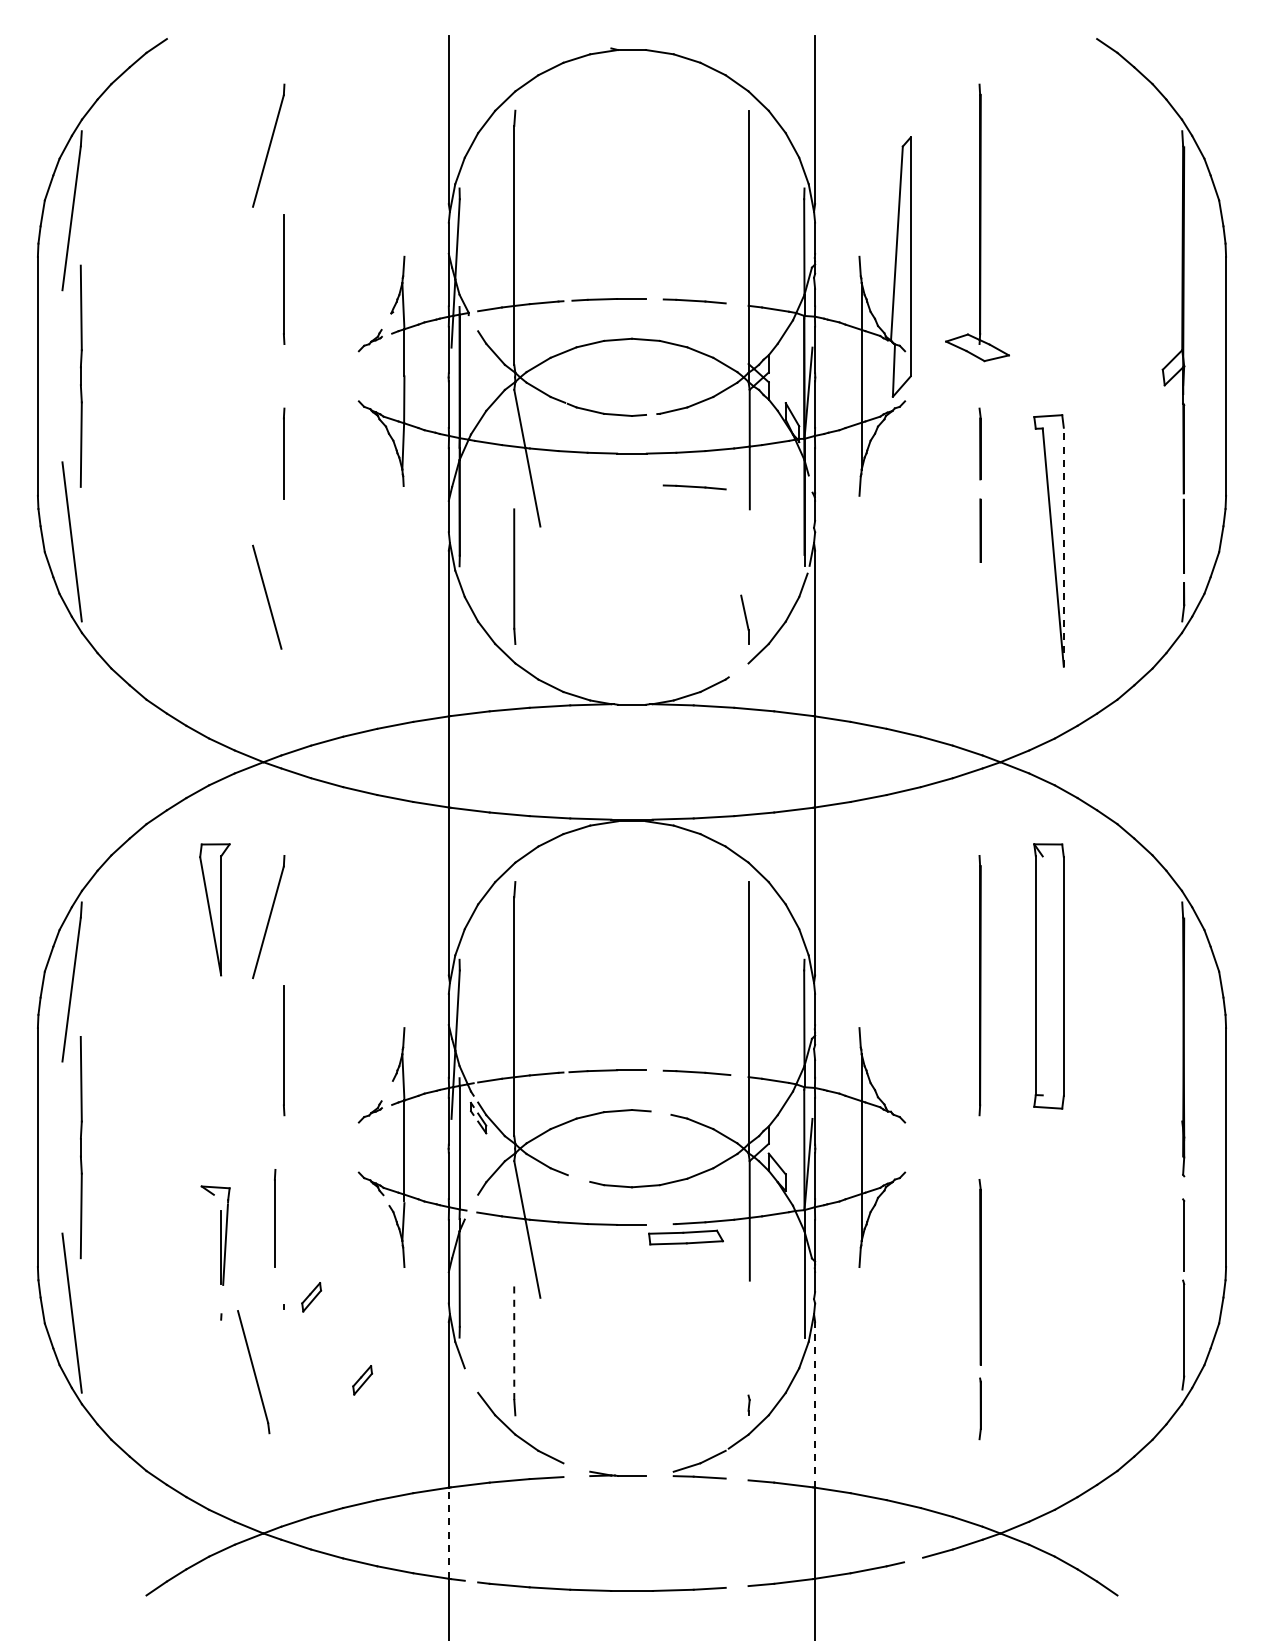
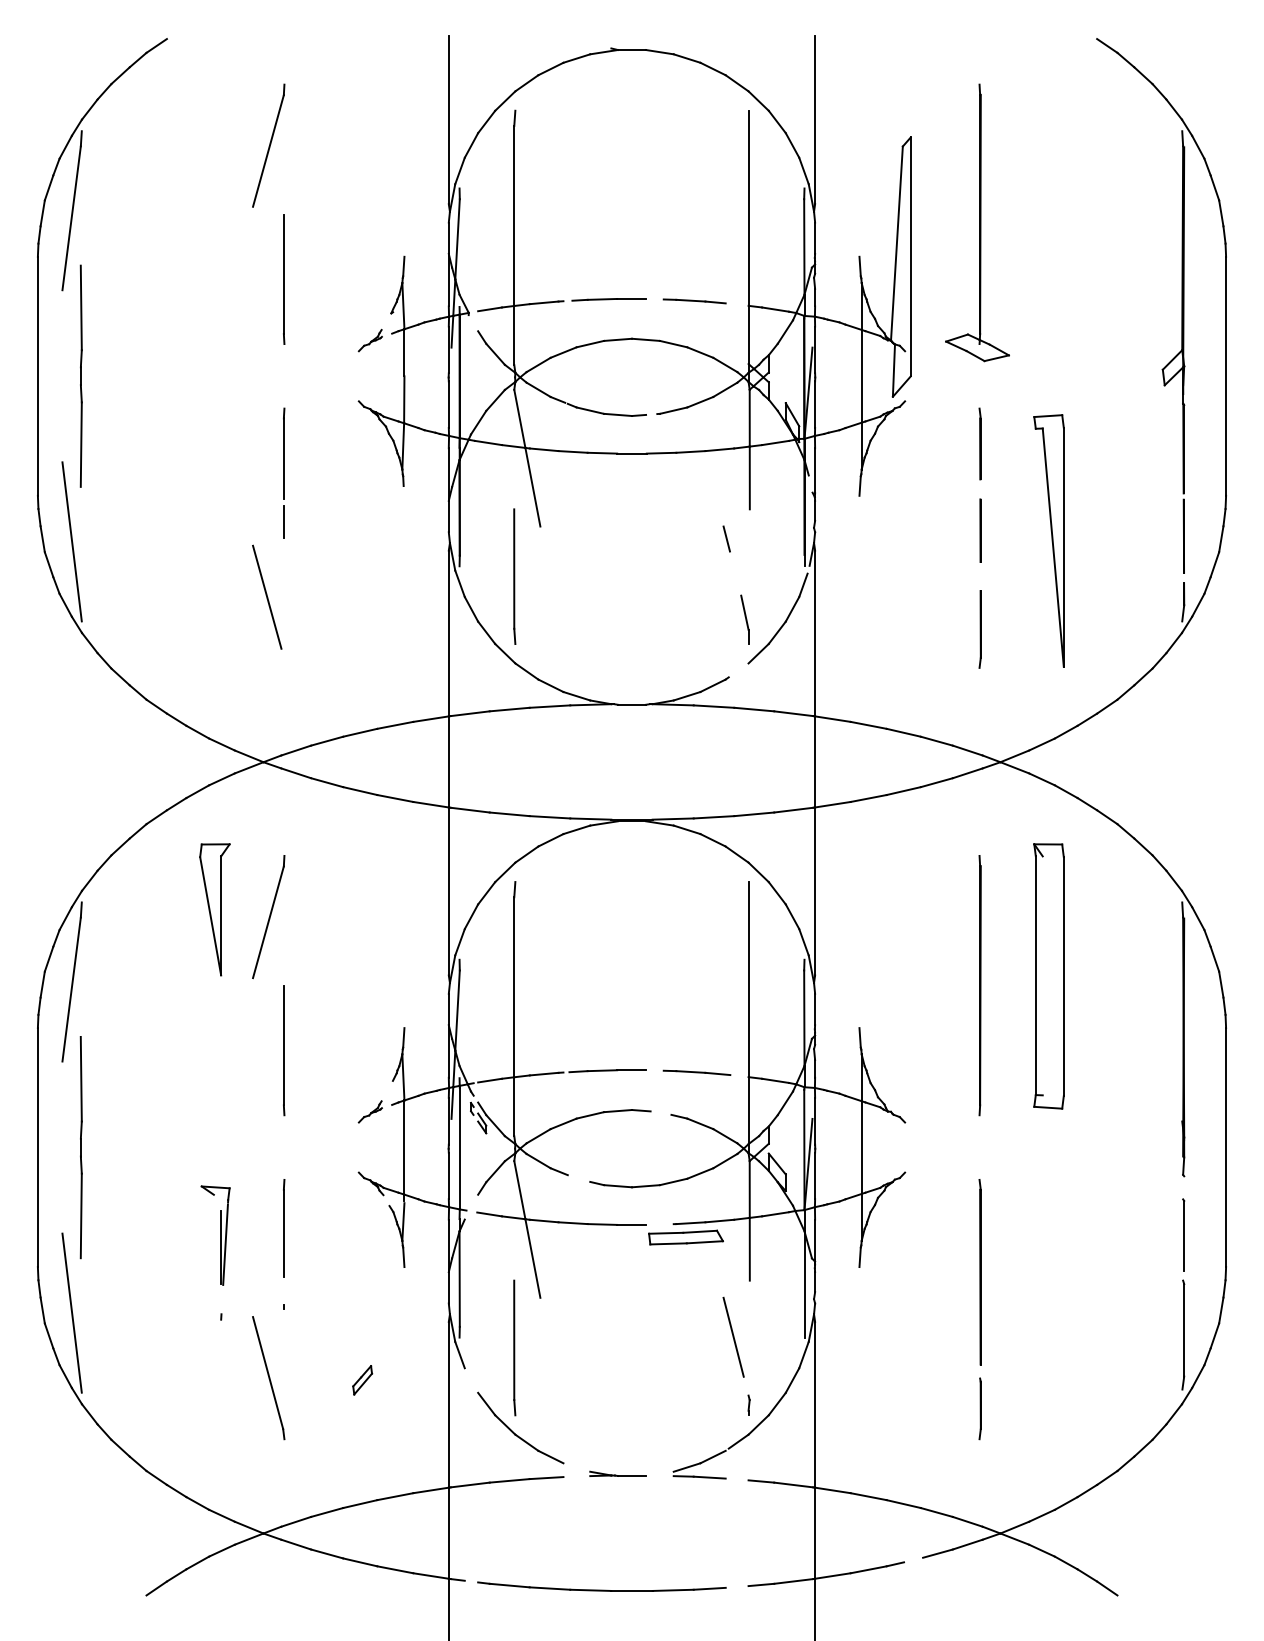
line: present -> none (694, 487)
line: none -> present (283, 521)
line: none -> present (726, 538)
line: dashed -> solid (1063, 547)
line: none -> present (979, 629)
line position: (275, 1218) -> (284, 1228) (284, 1228)
part: present -> none (311, 1297)
line: none -> present (733, 1336)
line: dashed -> solid (514, 1340)
part position: (253, 1372) -> (268, 1378) (268, 1378)
line: dashed -> solid (815, 1404)
line: dashed -> solid (448, 1533)
